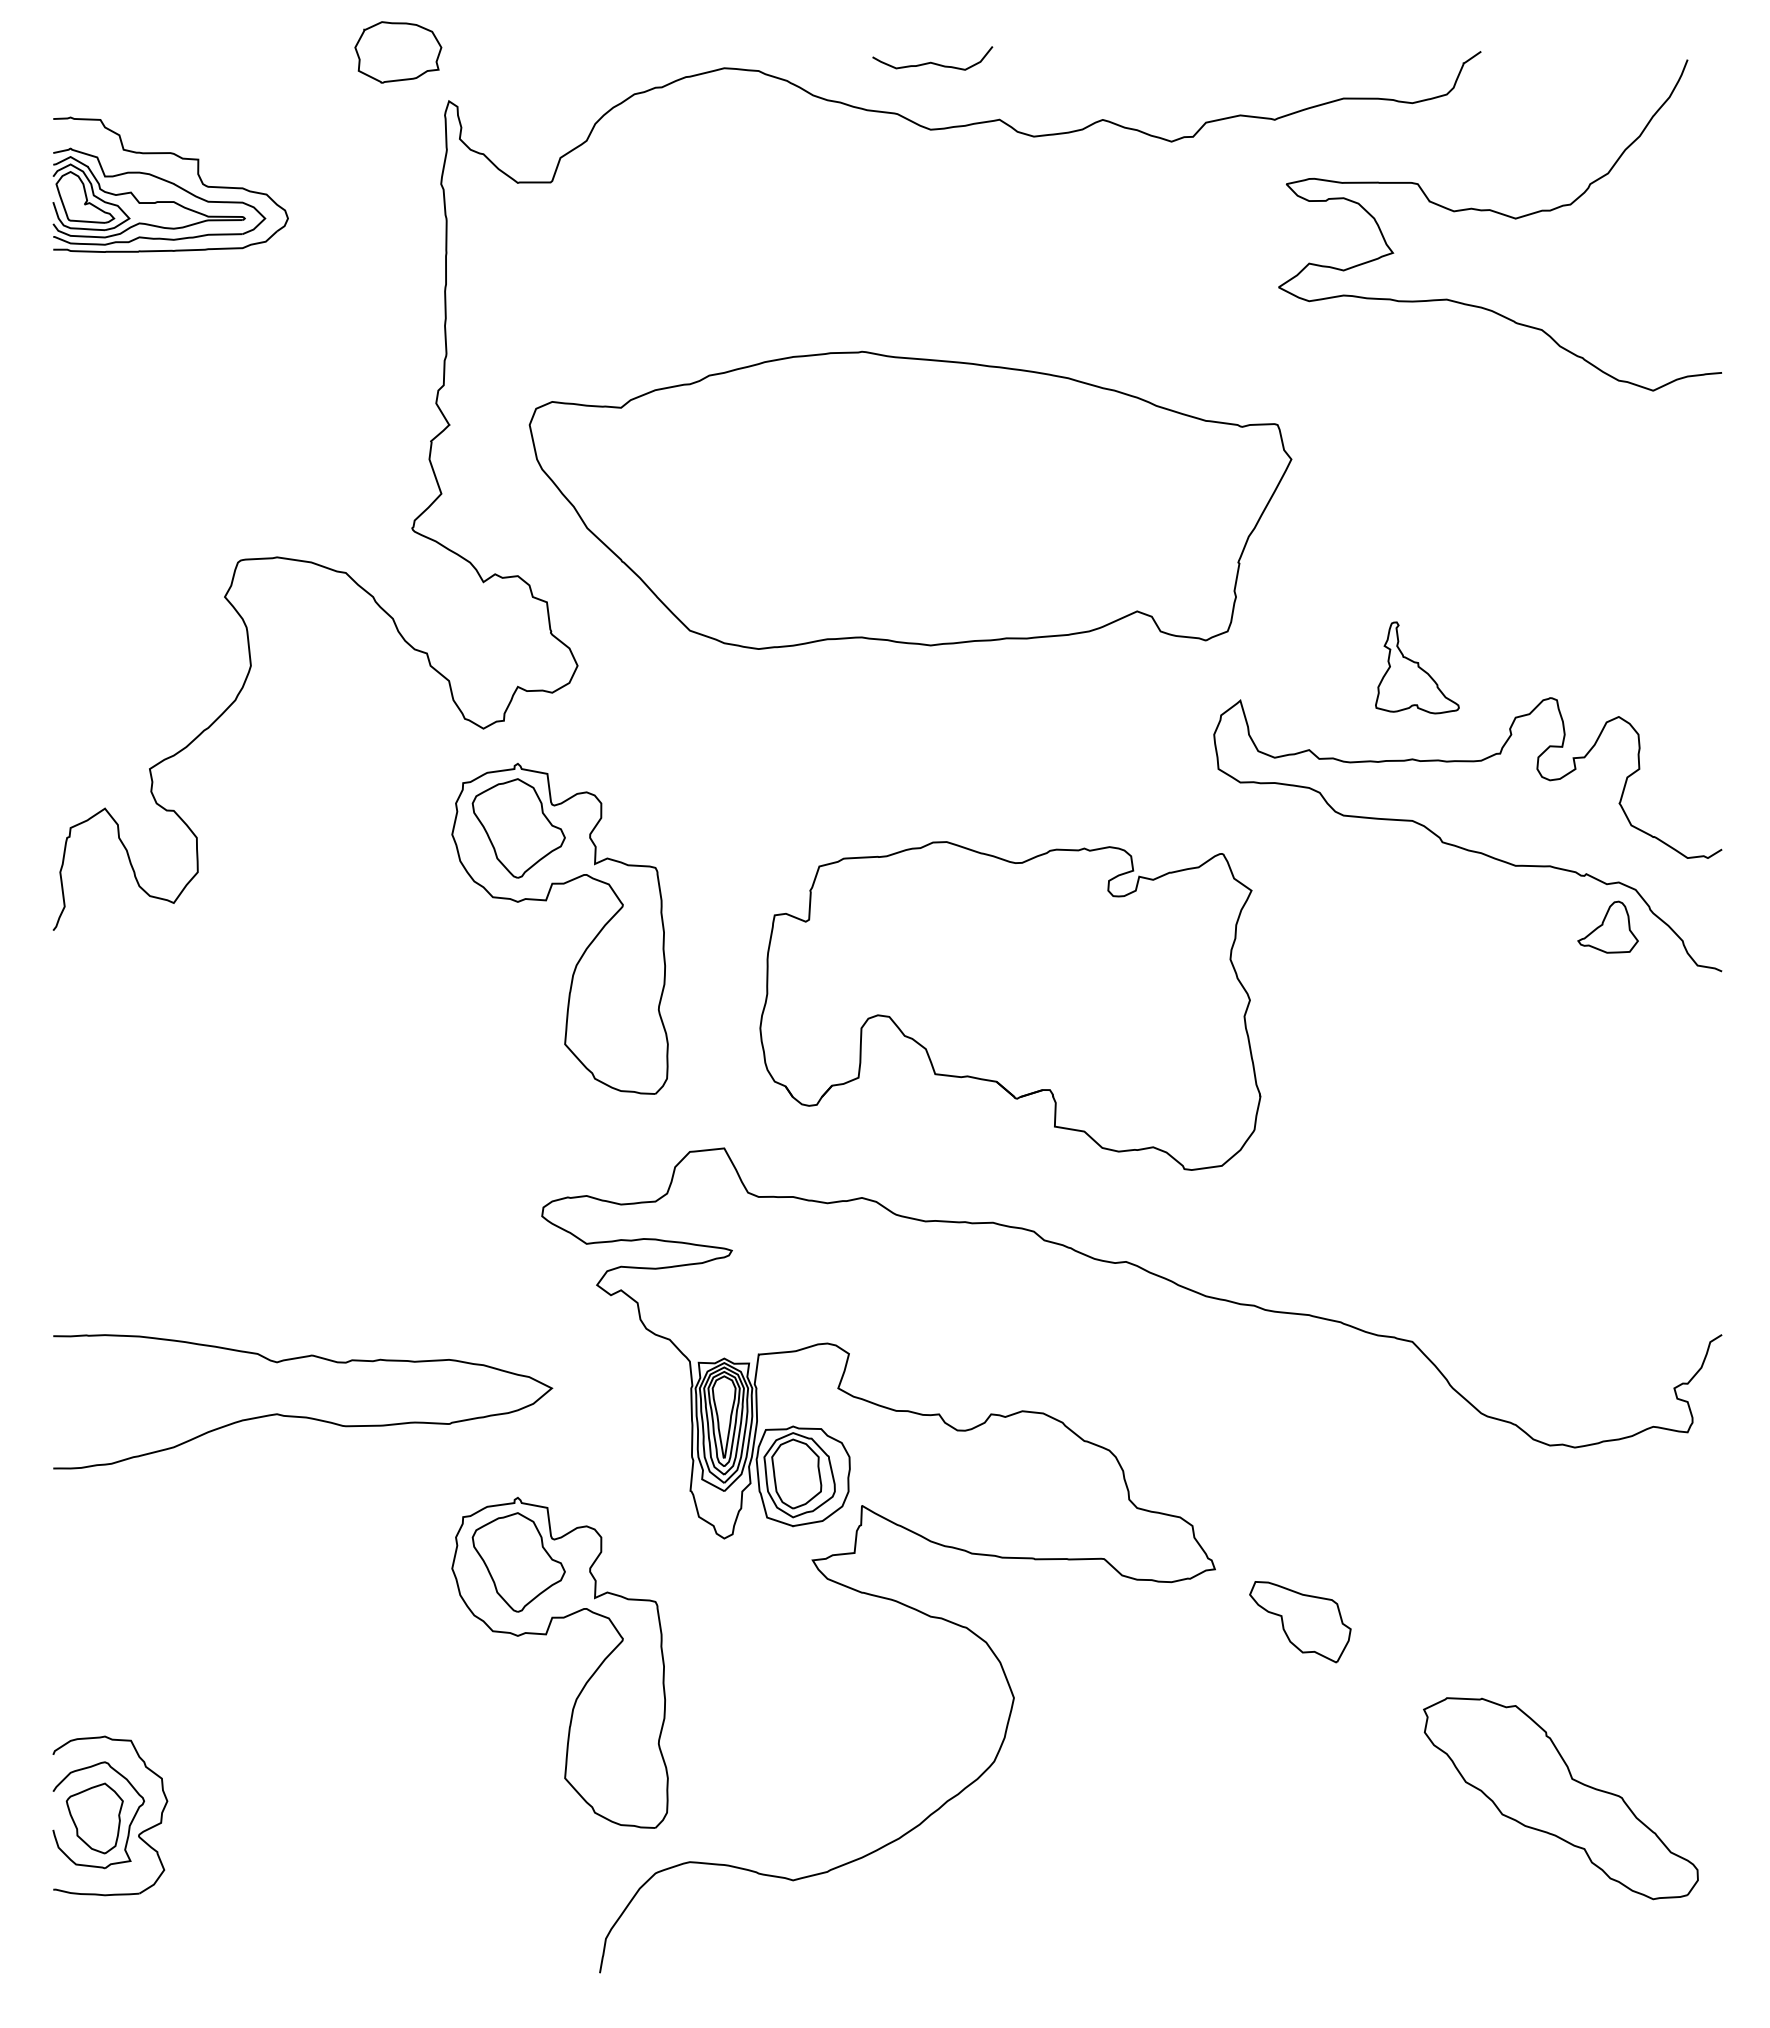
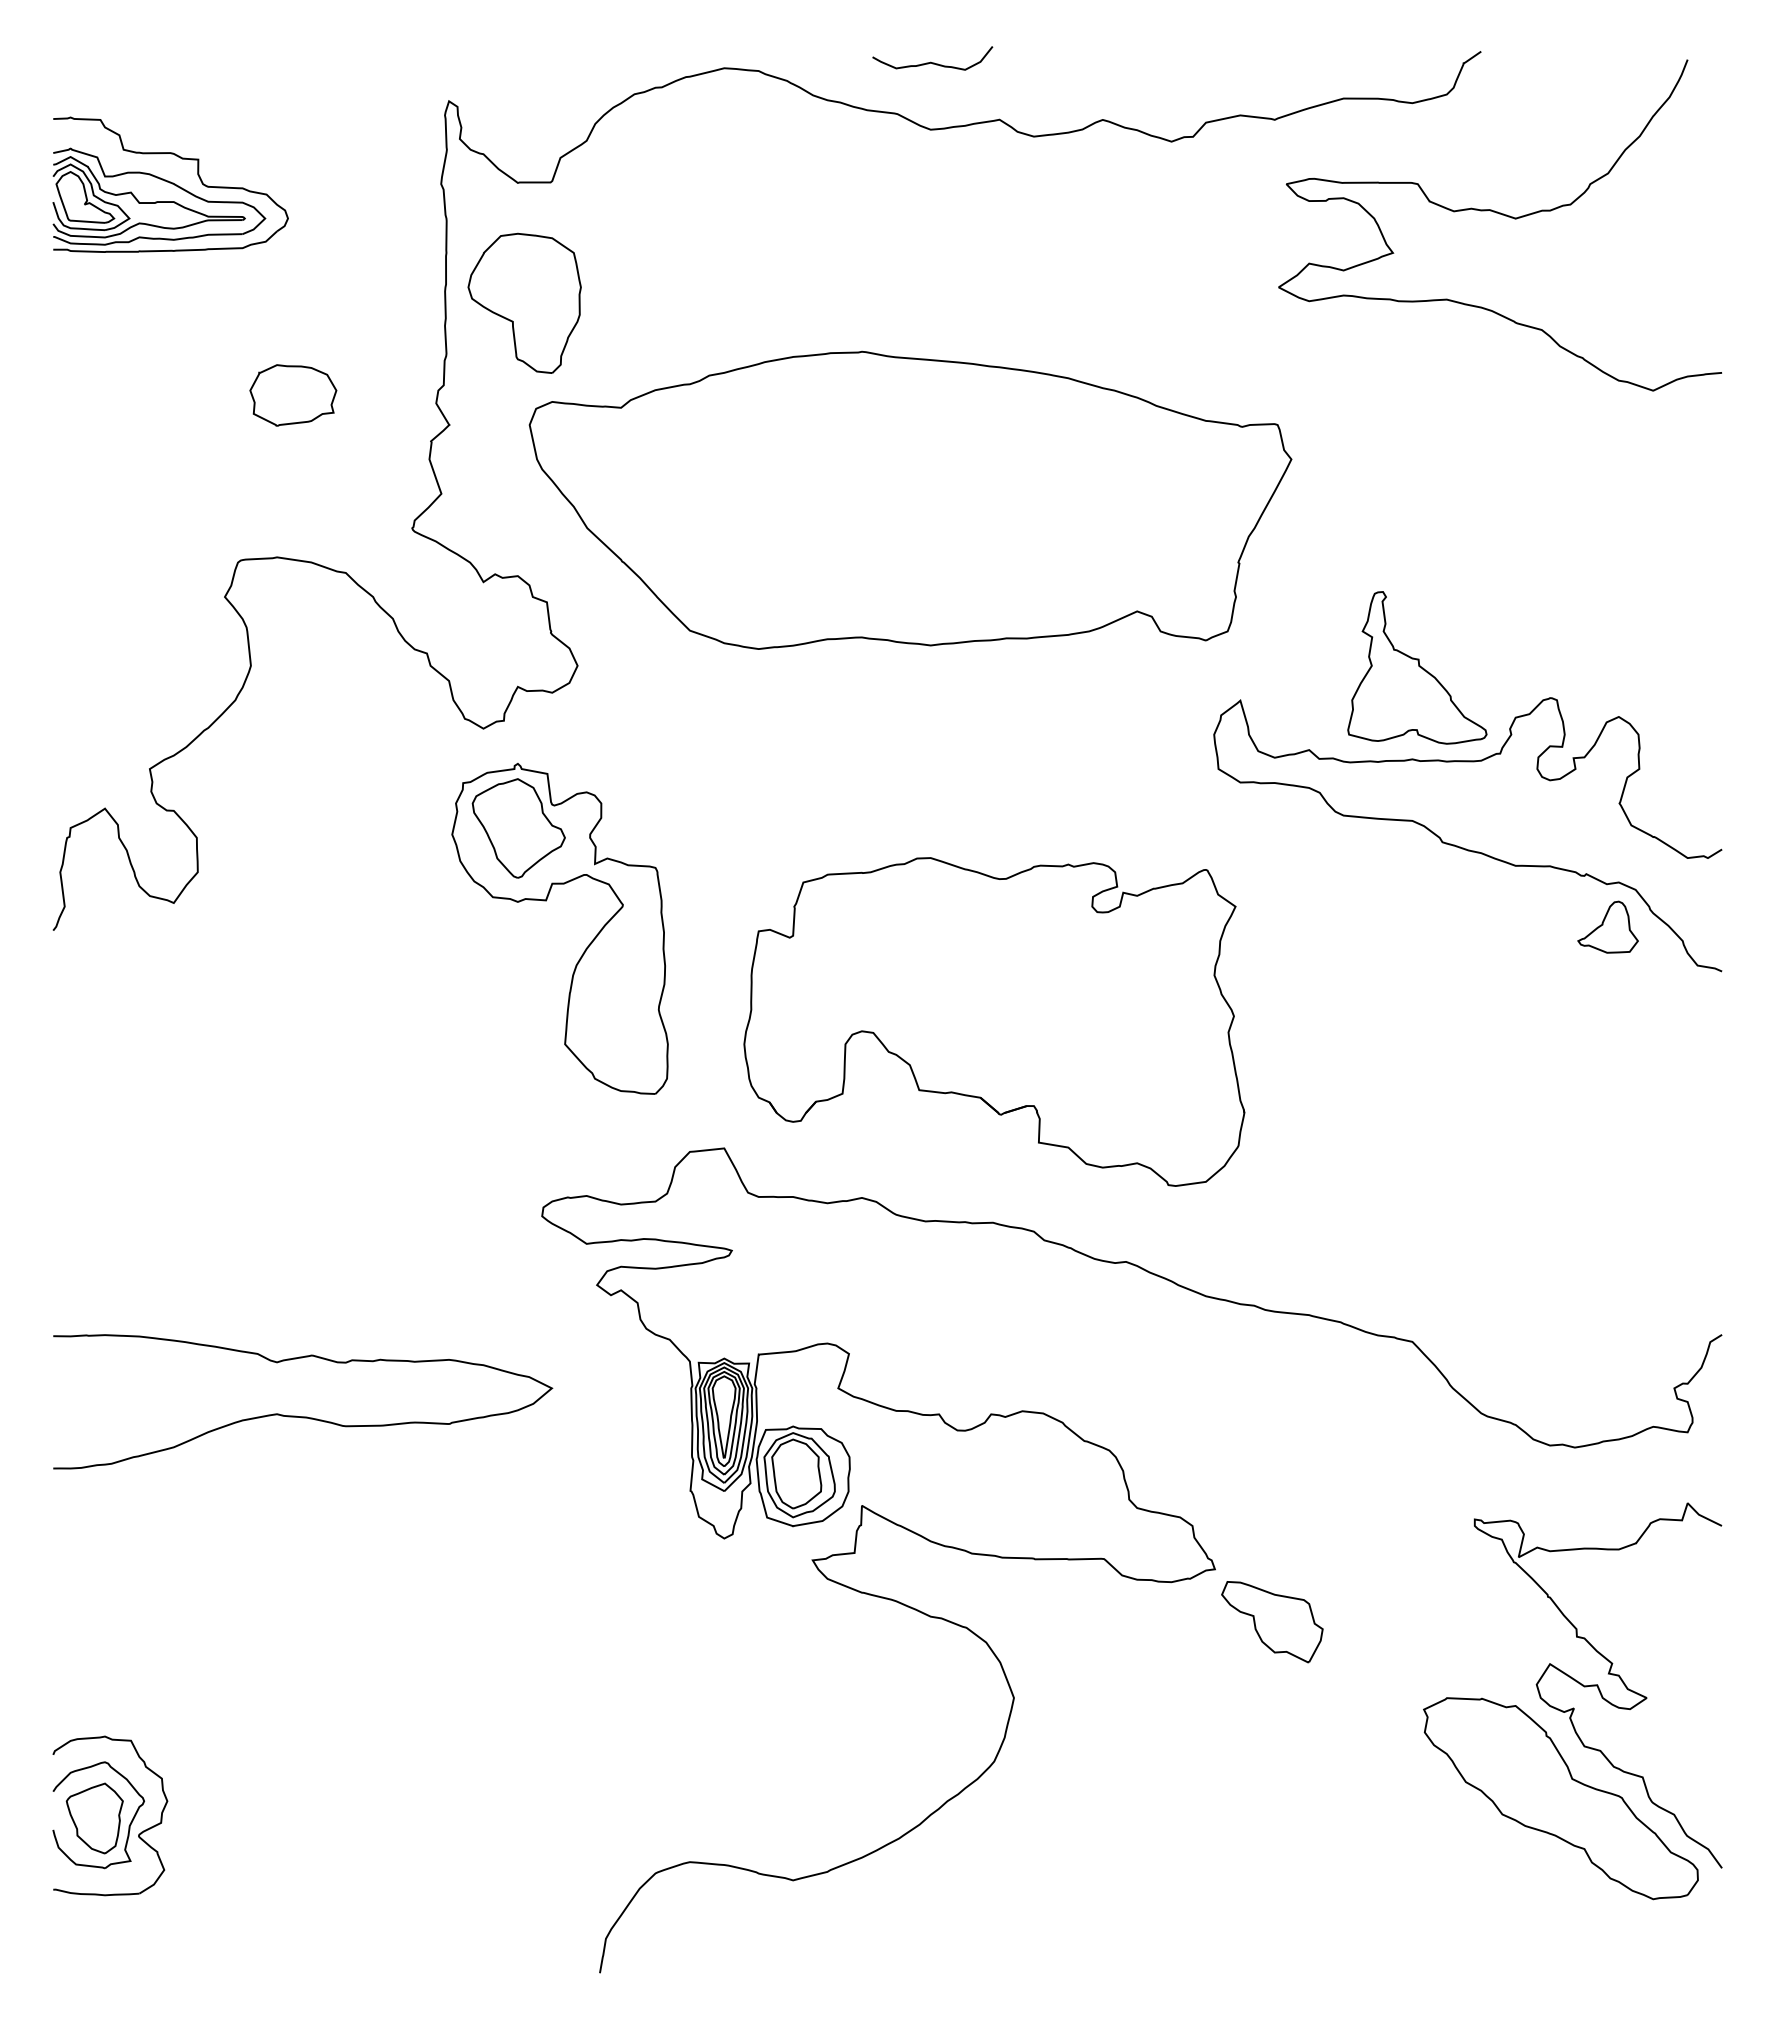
part position: (398, 52) -> (293, 395) (293, 395)
part: none -> present (524, 302)
part size: 85x94 px -> 141x154 px (1417, 667)
part position: (1010, 1005) -> (994, 1021) (994, 1021)
part position: (1300, 1622) -> (1272, 1622) (1272, 1622)
part: present -> none (546, 1635)
curve: none -> present (1597, 1685)
